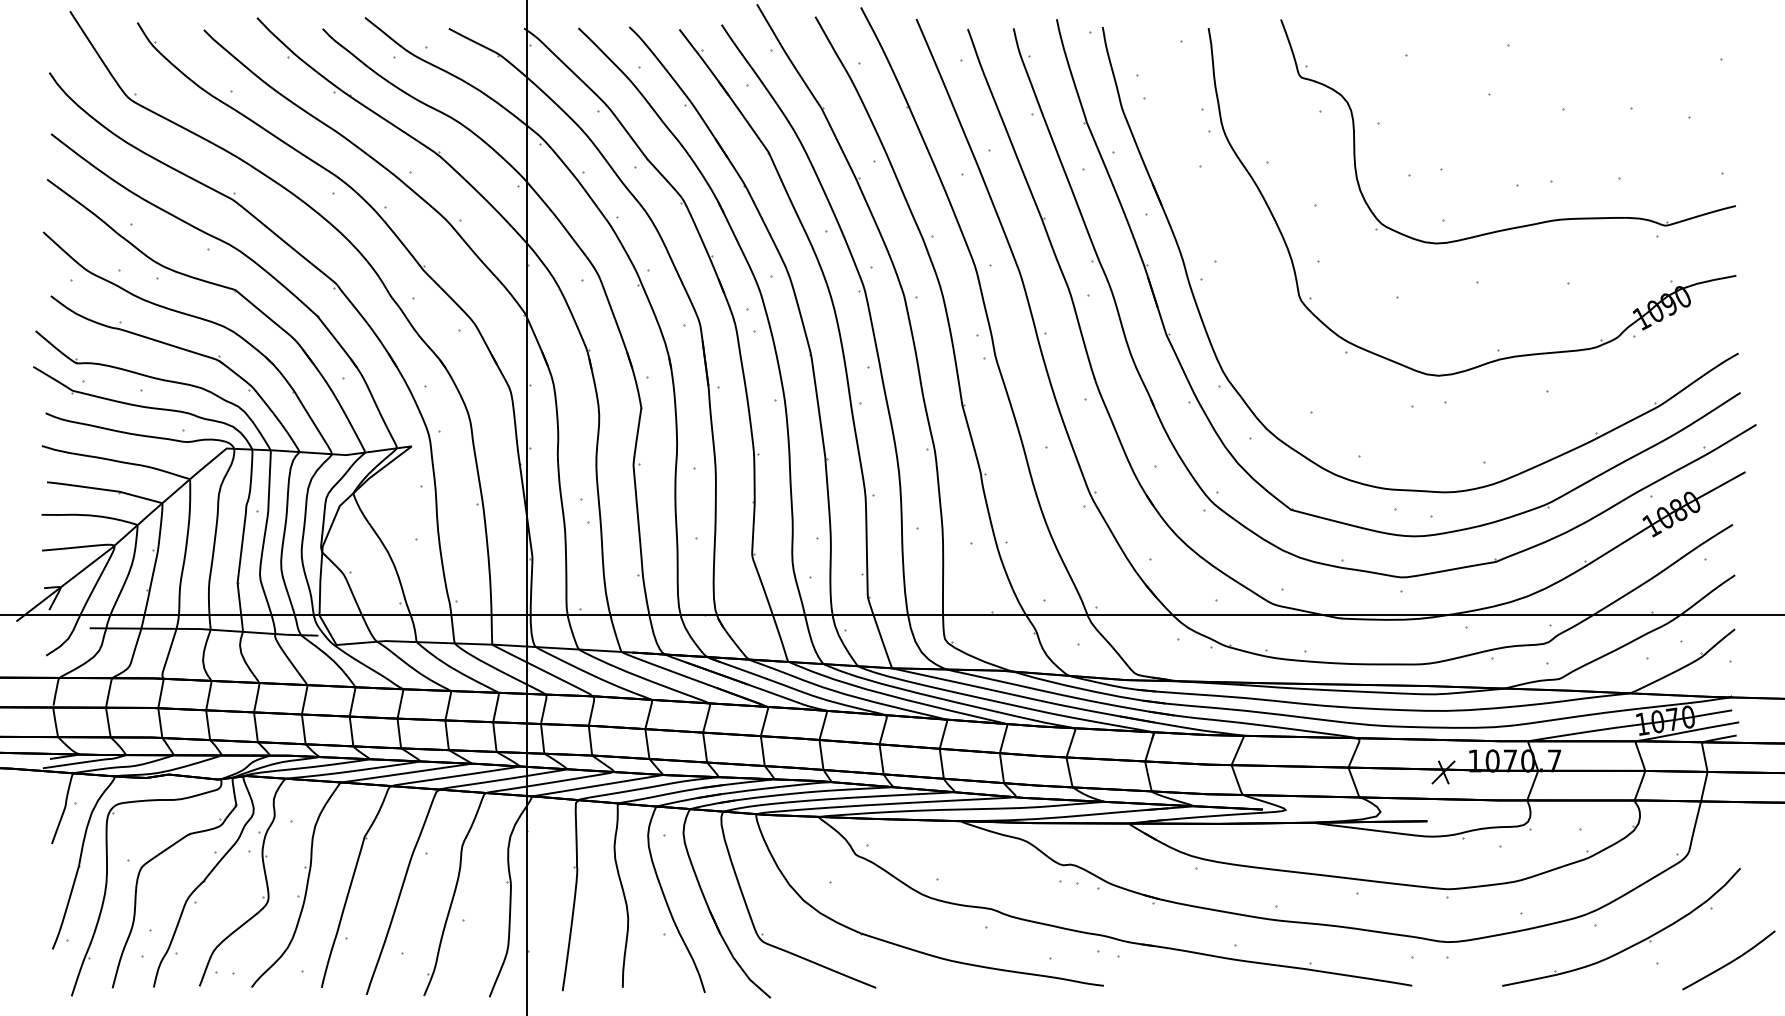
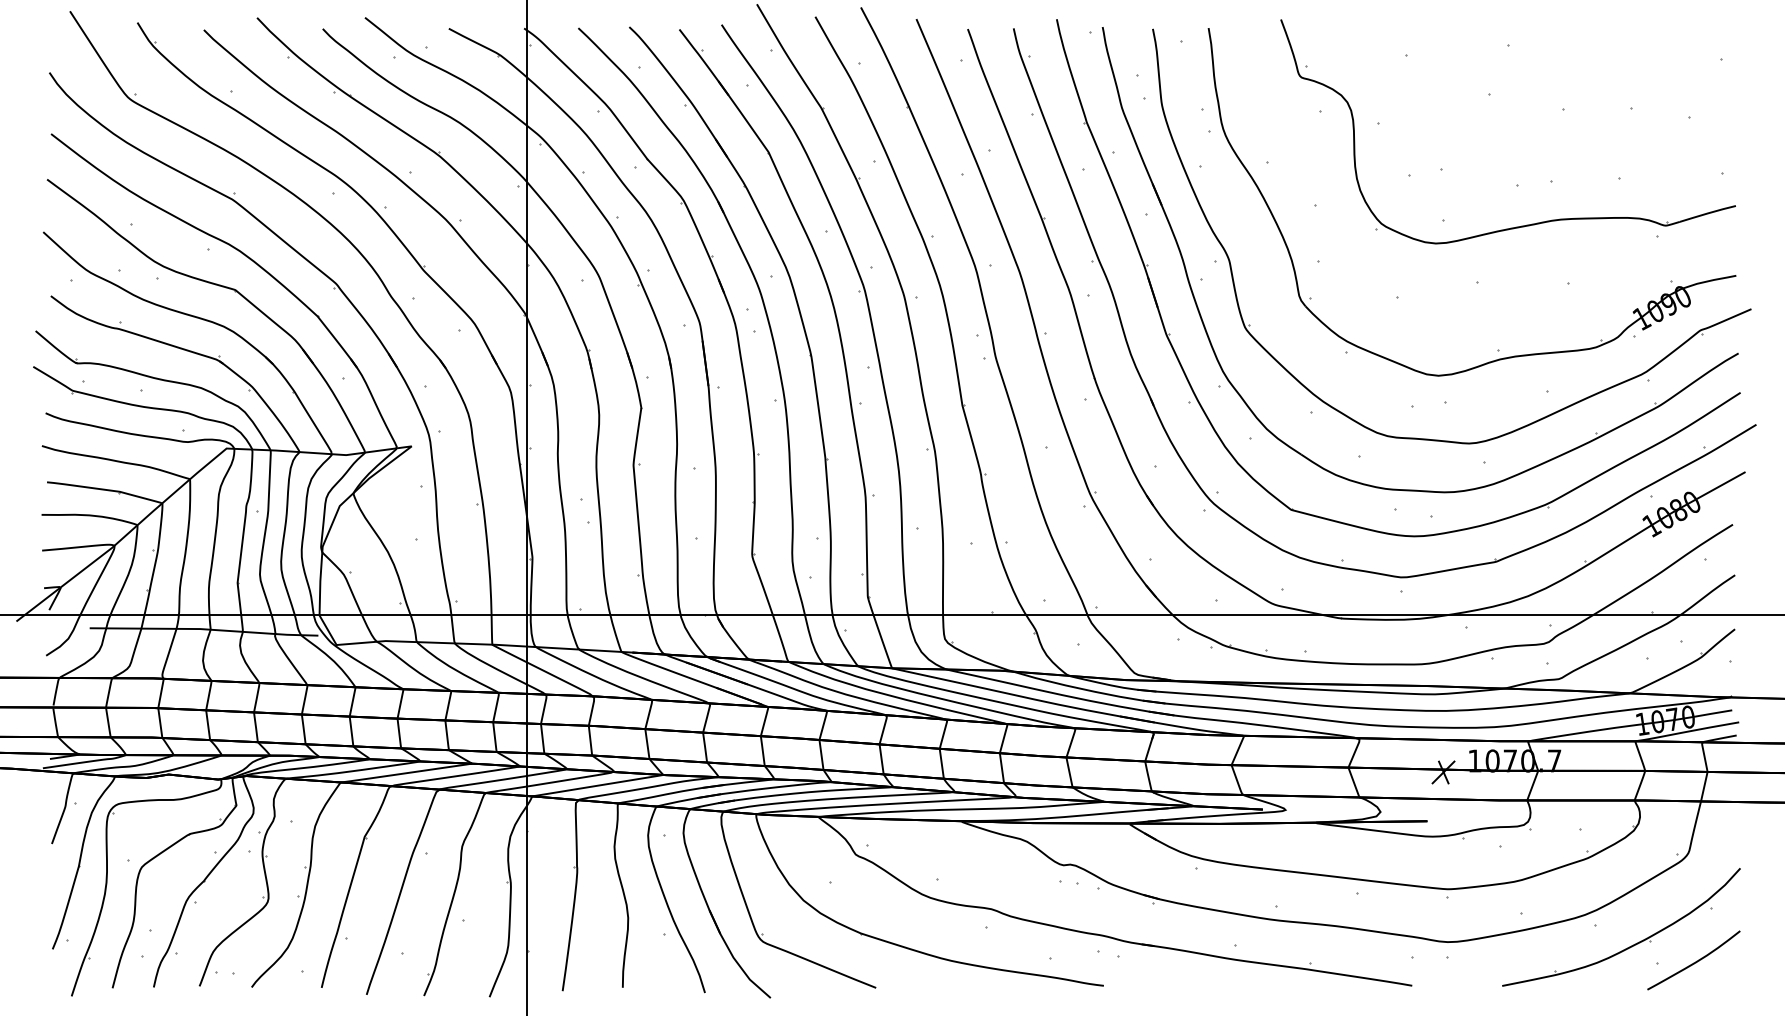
part: none -> present (1535, 420)
curve position: (1728, 962) -> (1693, 962) (1693, 962)
